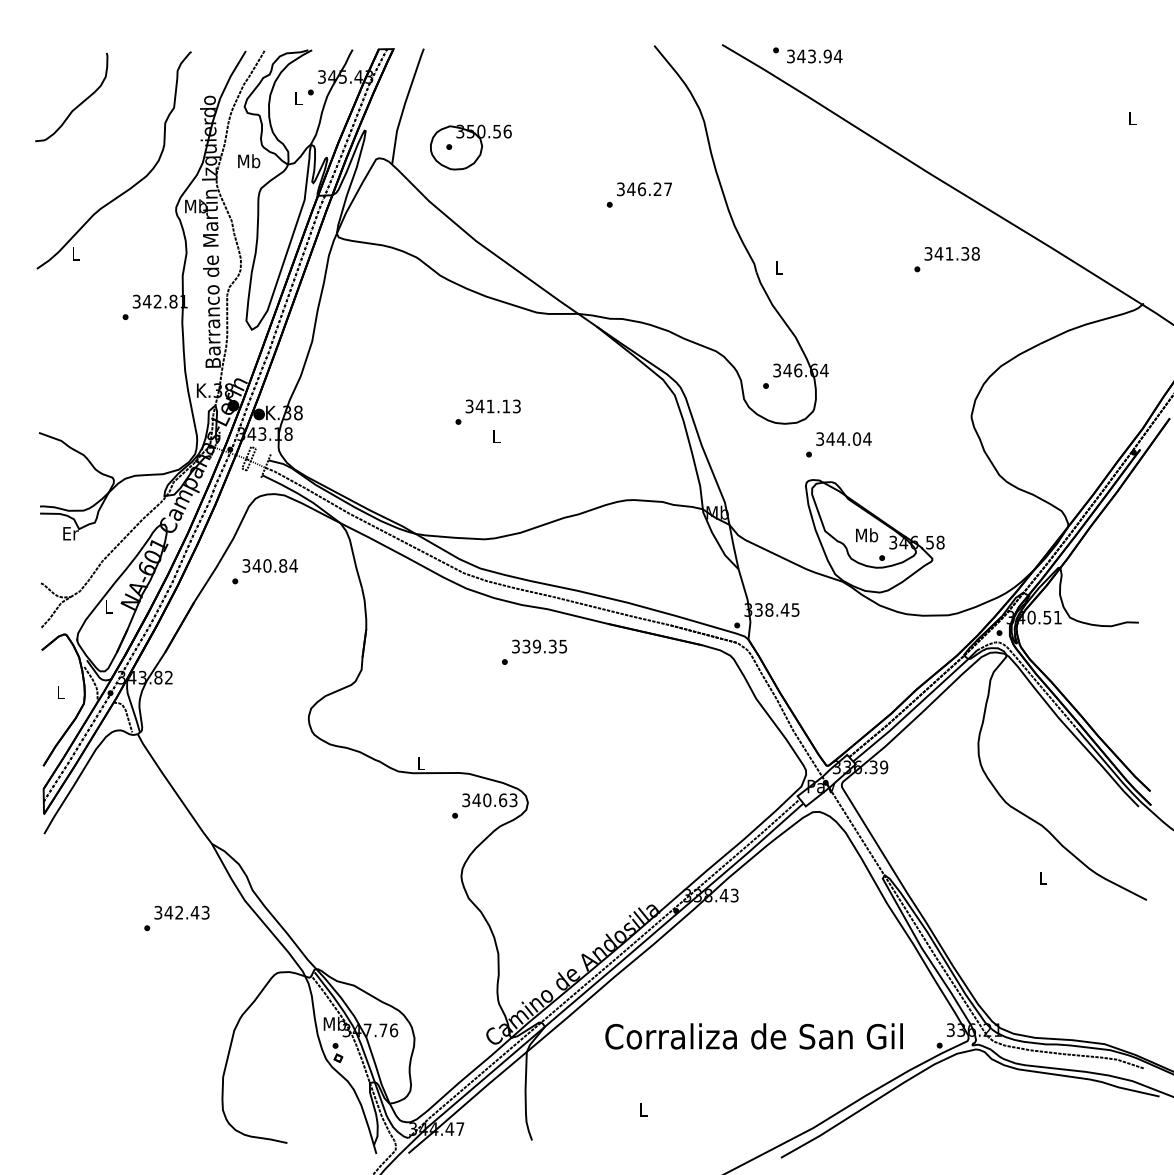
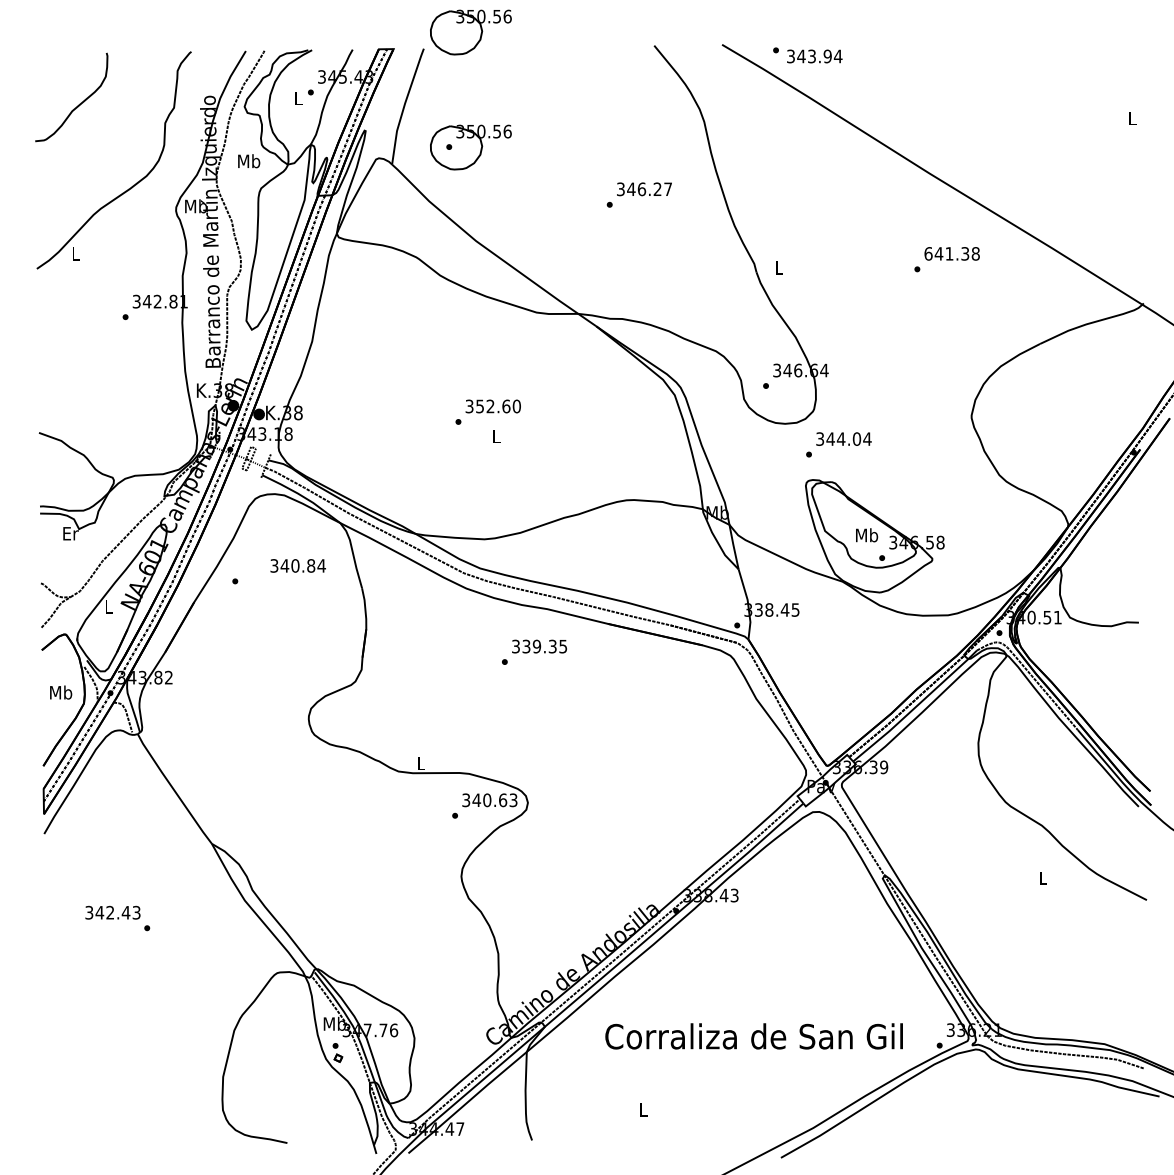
part: none -> present (470, 32)
text: 341.38 -> 641.38 (928, 253)
text: 341.13 -> 352.60 (497, 406)
text position: (269, 565) -> (297, 565) (297, 565)
text: L -> Mb (61, 692)
text position: (181, 912) -> (112, 912) (112, 912)
